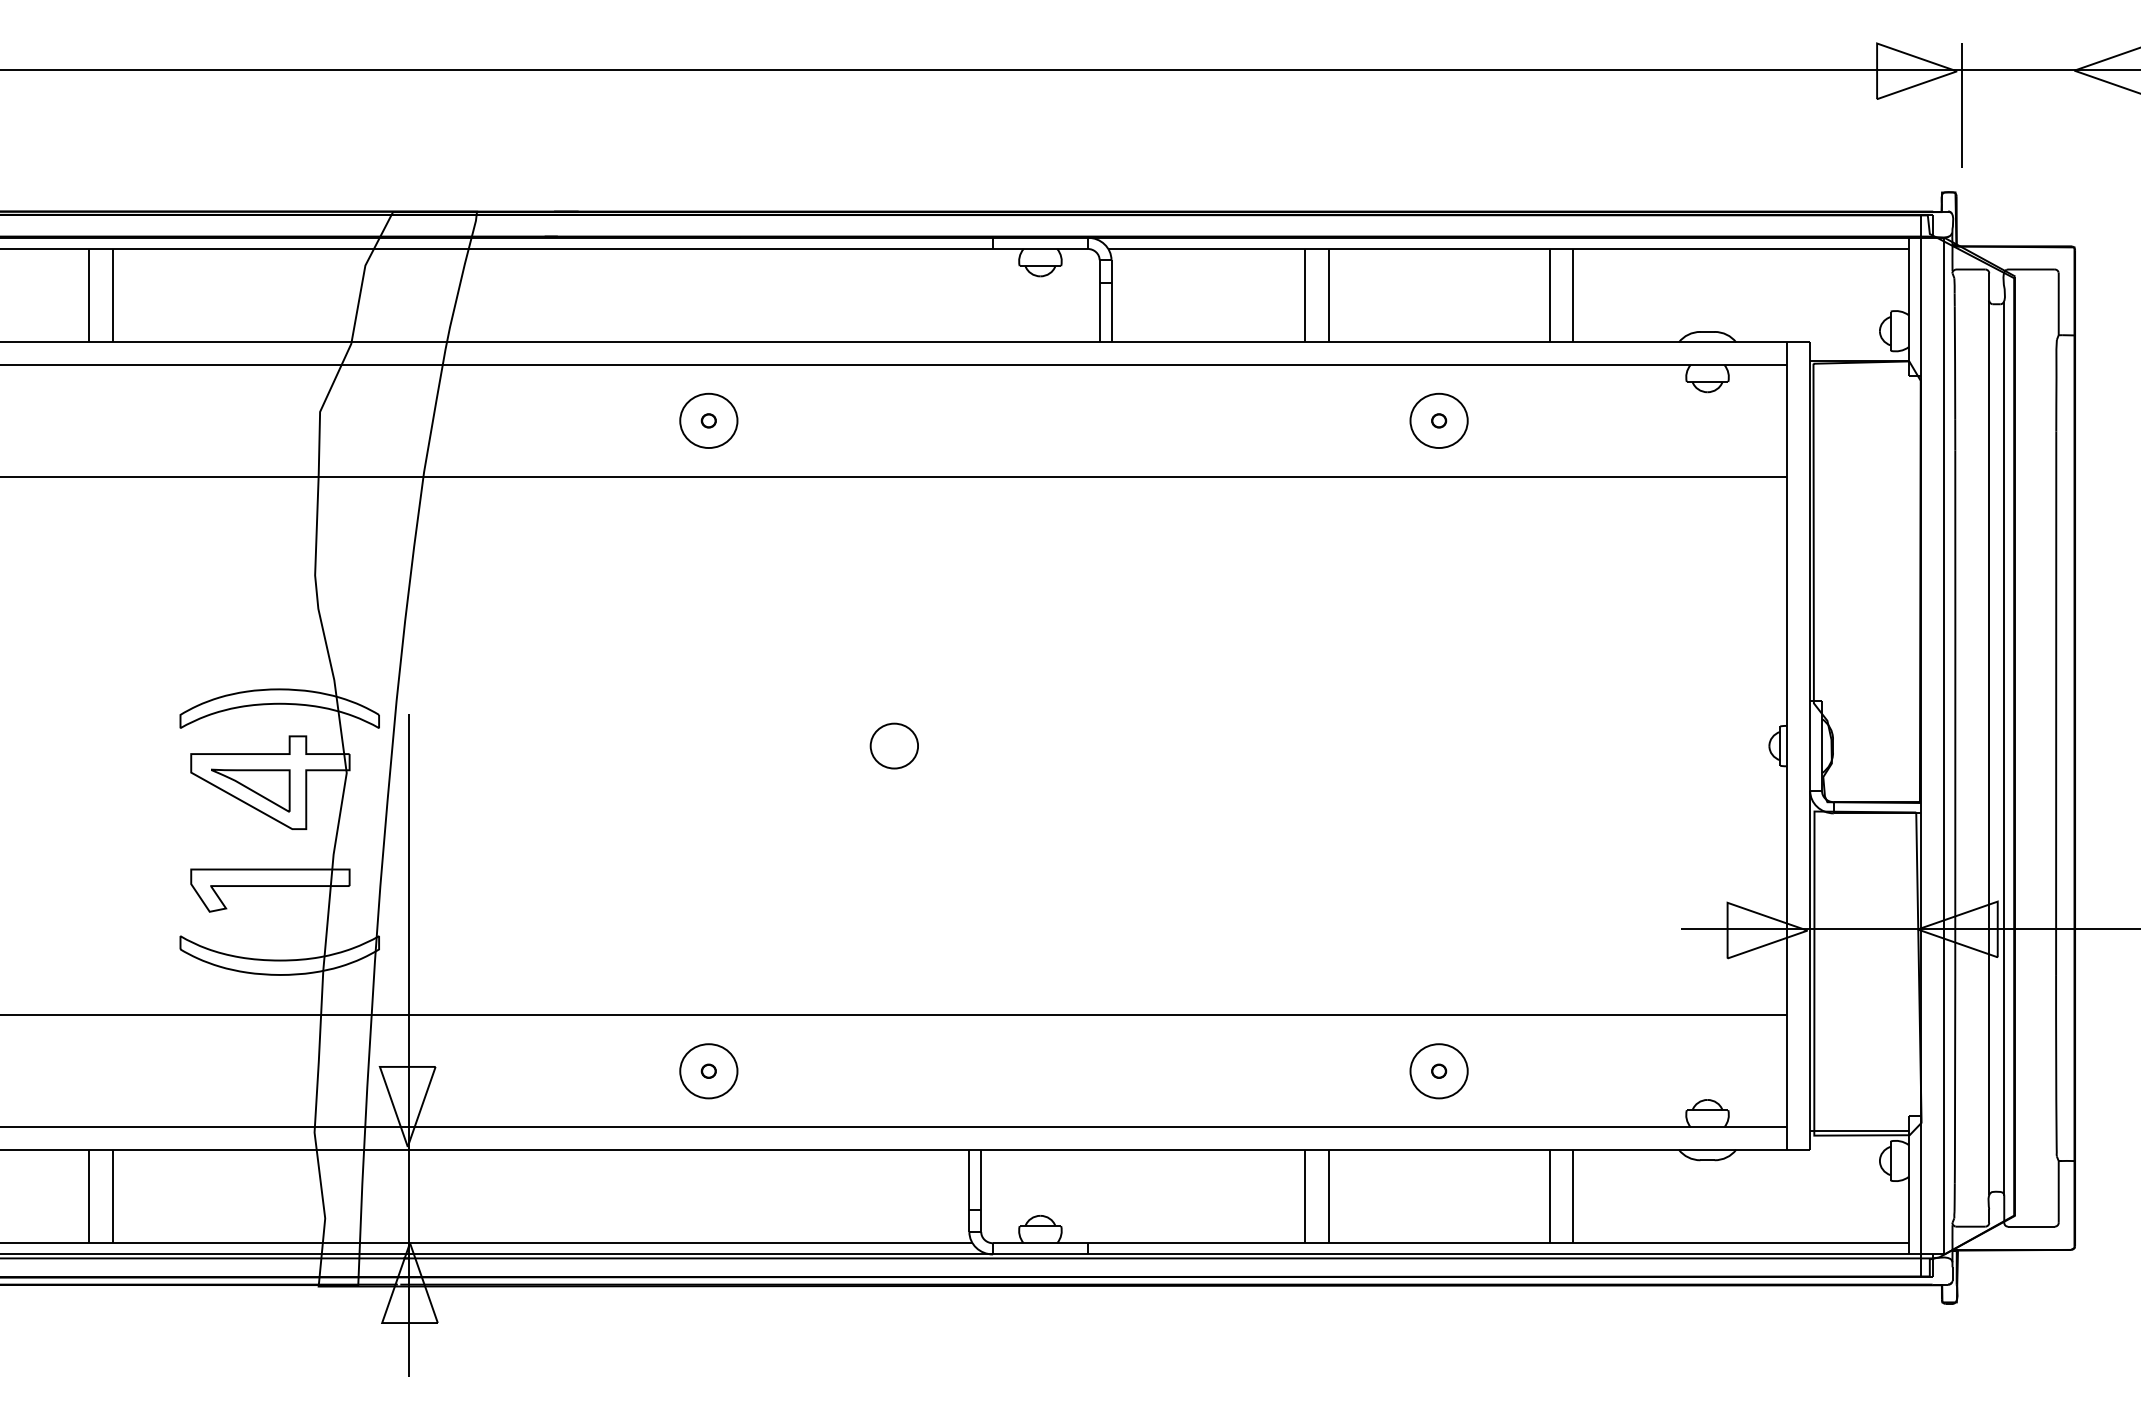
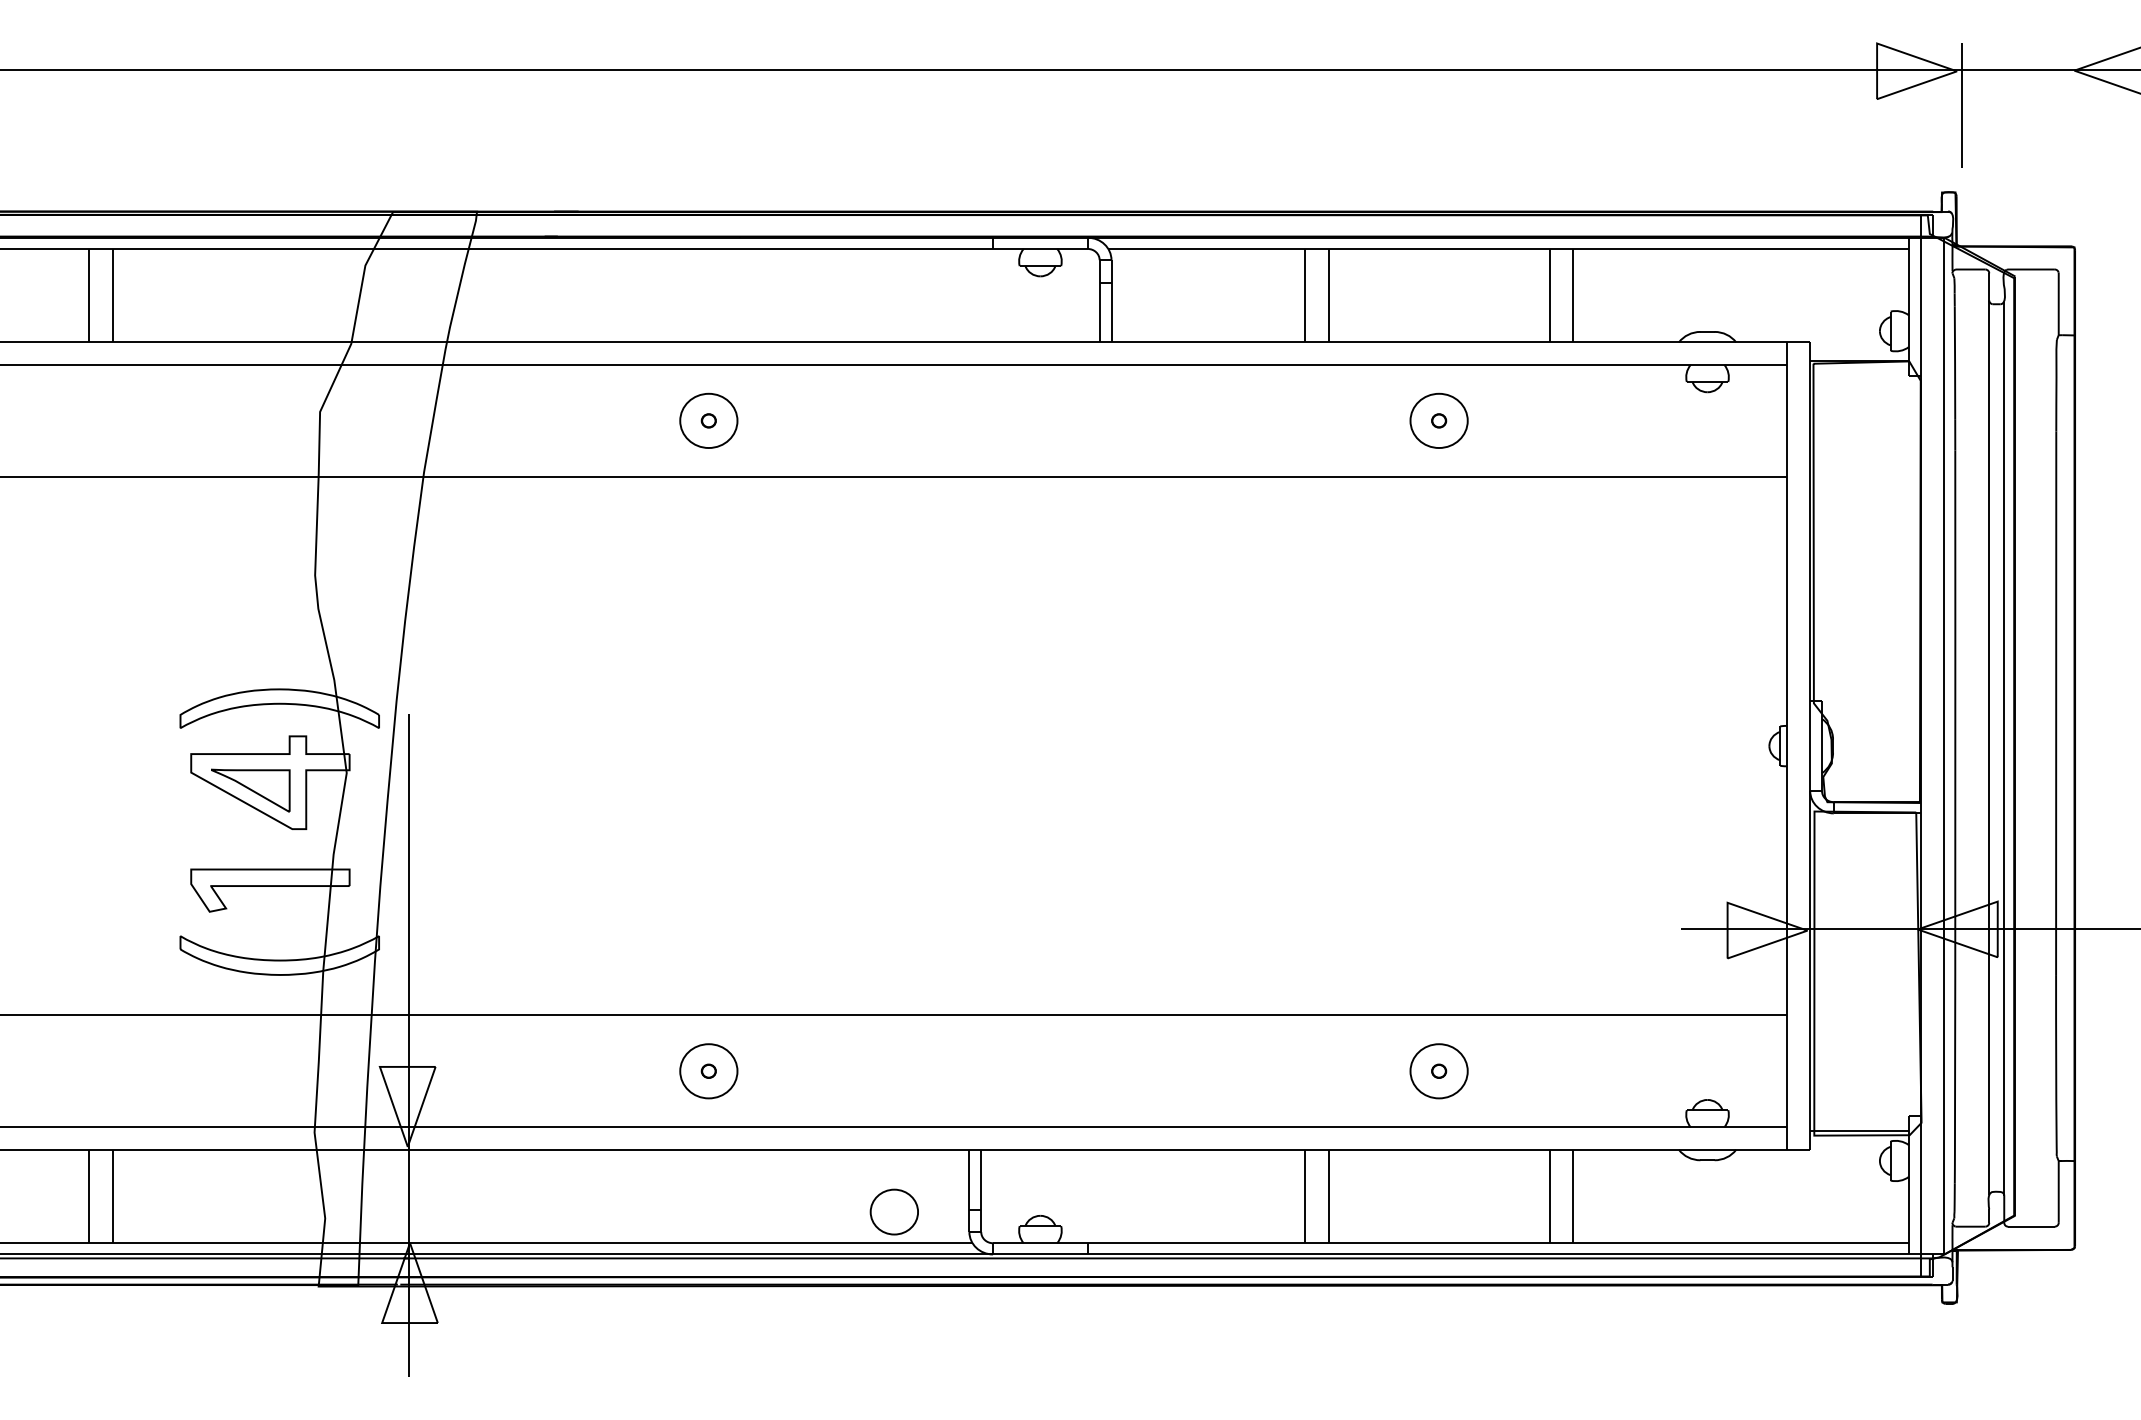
part position: (893, 745) -> (893, 1211) (893, 1211)
